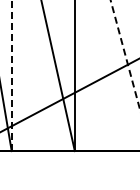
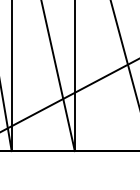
line: dashed -> solid (125, 53)
line: dashed -> solid (11, 75)
